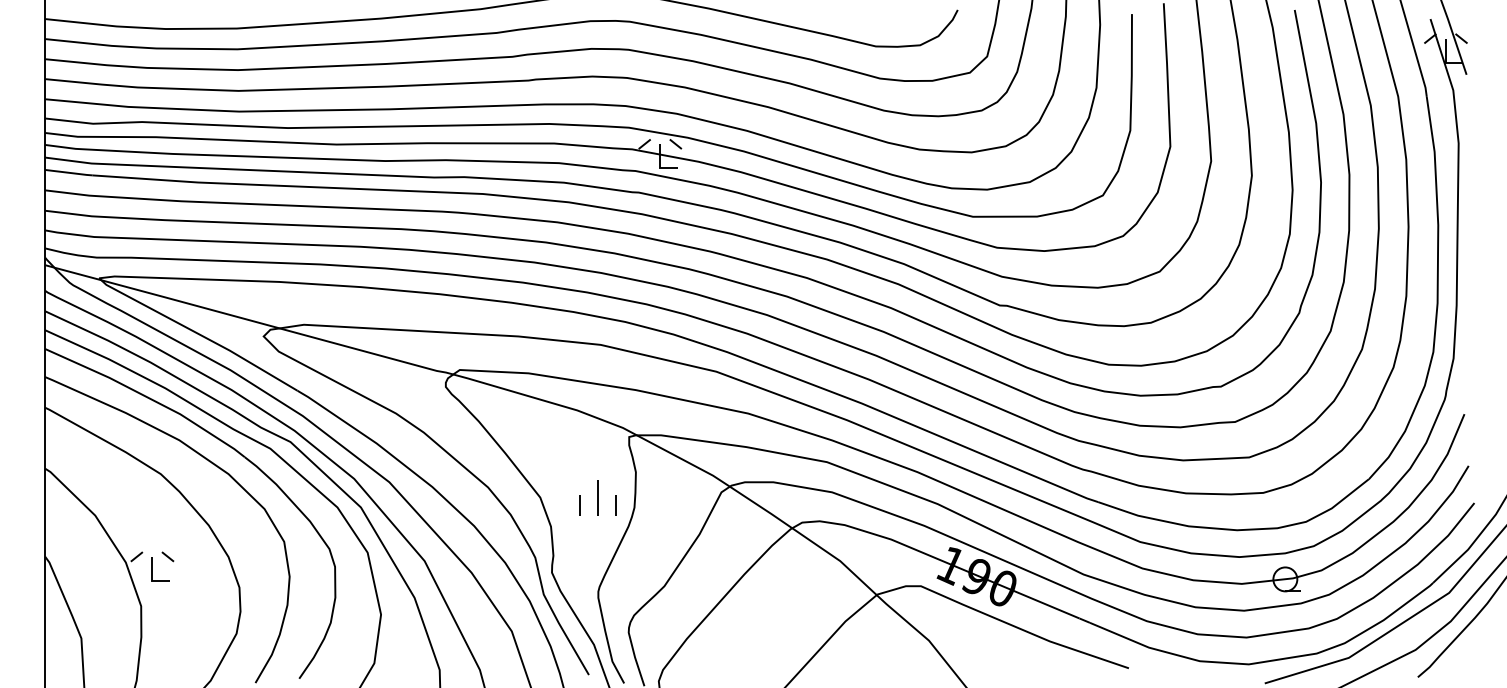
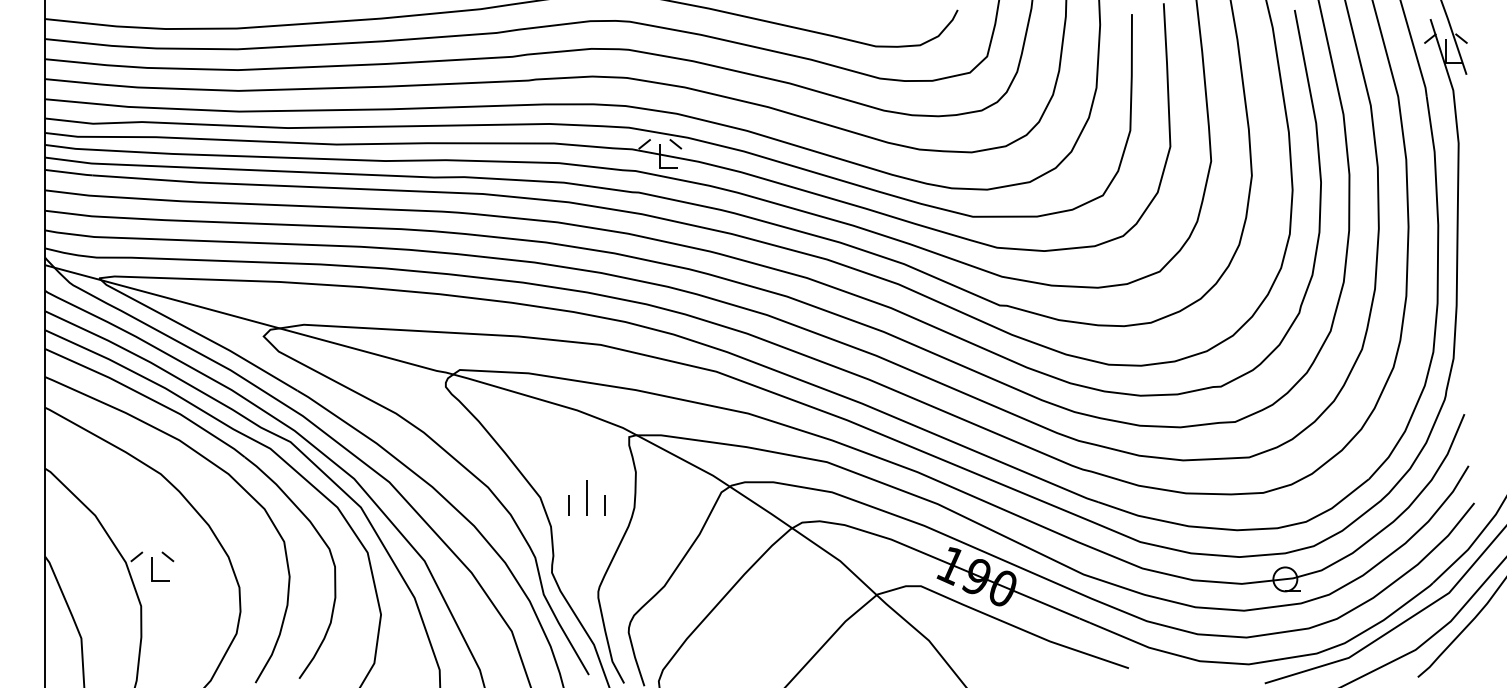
part position: (597, 497) -> (586, 497) (586, 497)
